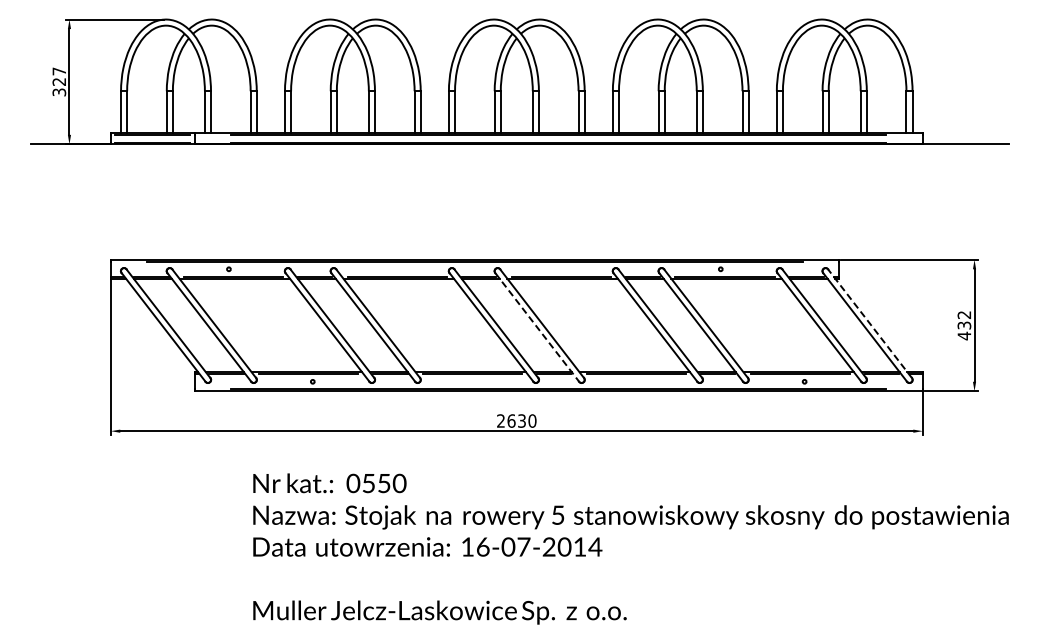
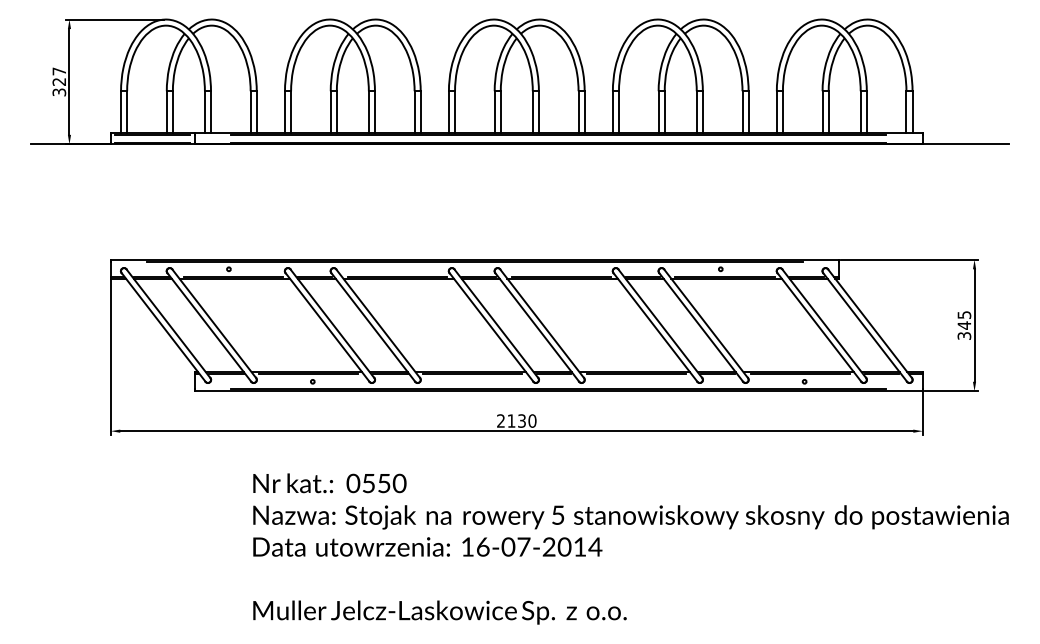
line: dashed -> solid (869, 323)
text: 432 -> 345 (964, 325)
line: dashed -> solid (537, 327)
text: 2630 -> 2130 (511, 420)
